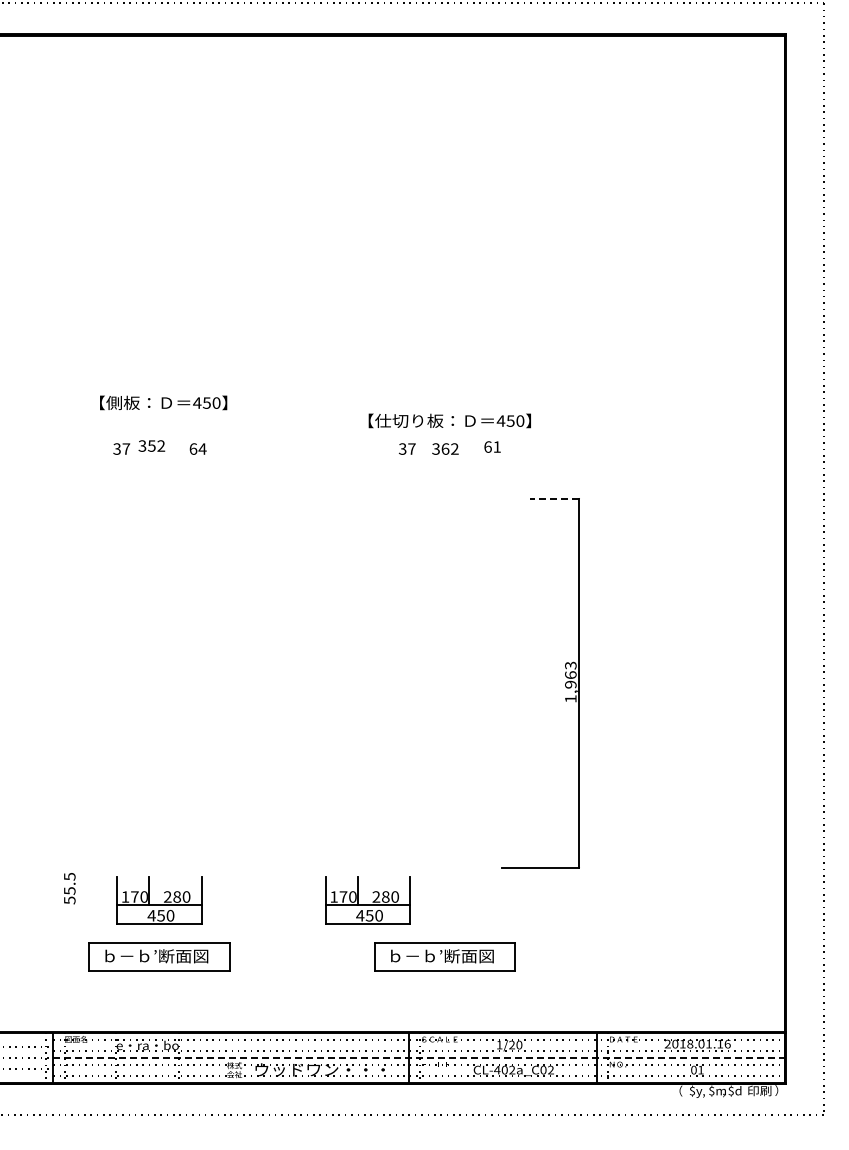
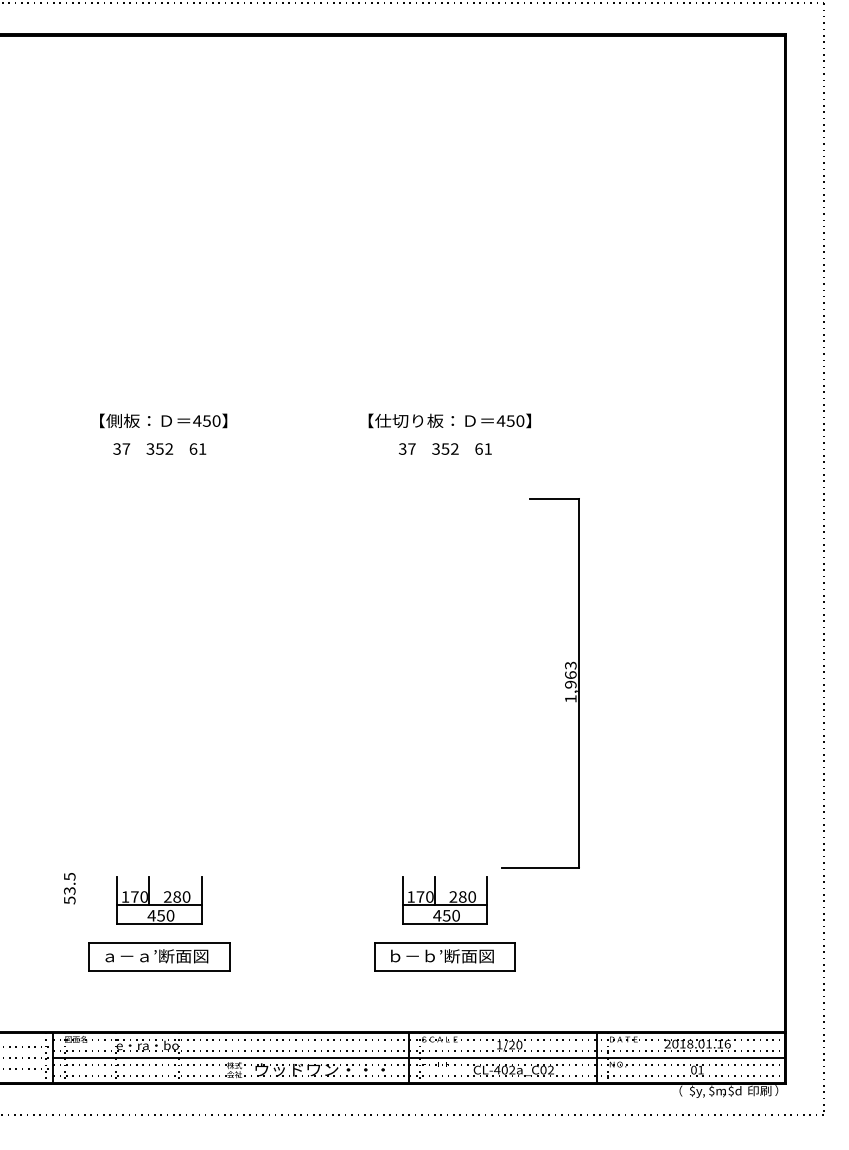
text position: (163, 402) -> (163, 420) (163, 420)
text position: (151, 445) -> (159, 448) (159, 448)
text position: (492, 446) -> (483, 448) (483, 448)
text: 64 -> 61 (202, 448)
text: 362 -> 352 (445, 448)
line: dashed -> solid (554, 498)
text: 55.5 -> 53.5 (69, 890)
part position: (367, 900) -> (444, 900) (444, 900)
text: ｂ－ｂ’断面図 -> ａ－ａ’断面図 (127, 955)
line: dashed -> solid (419, 1057)
